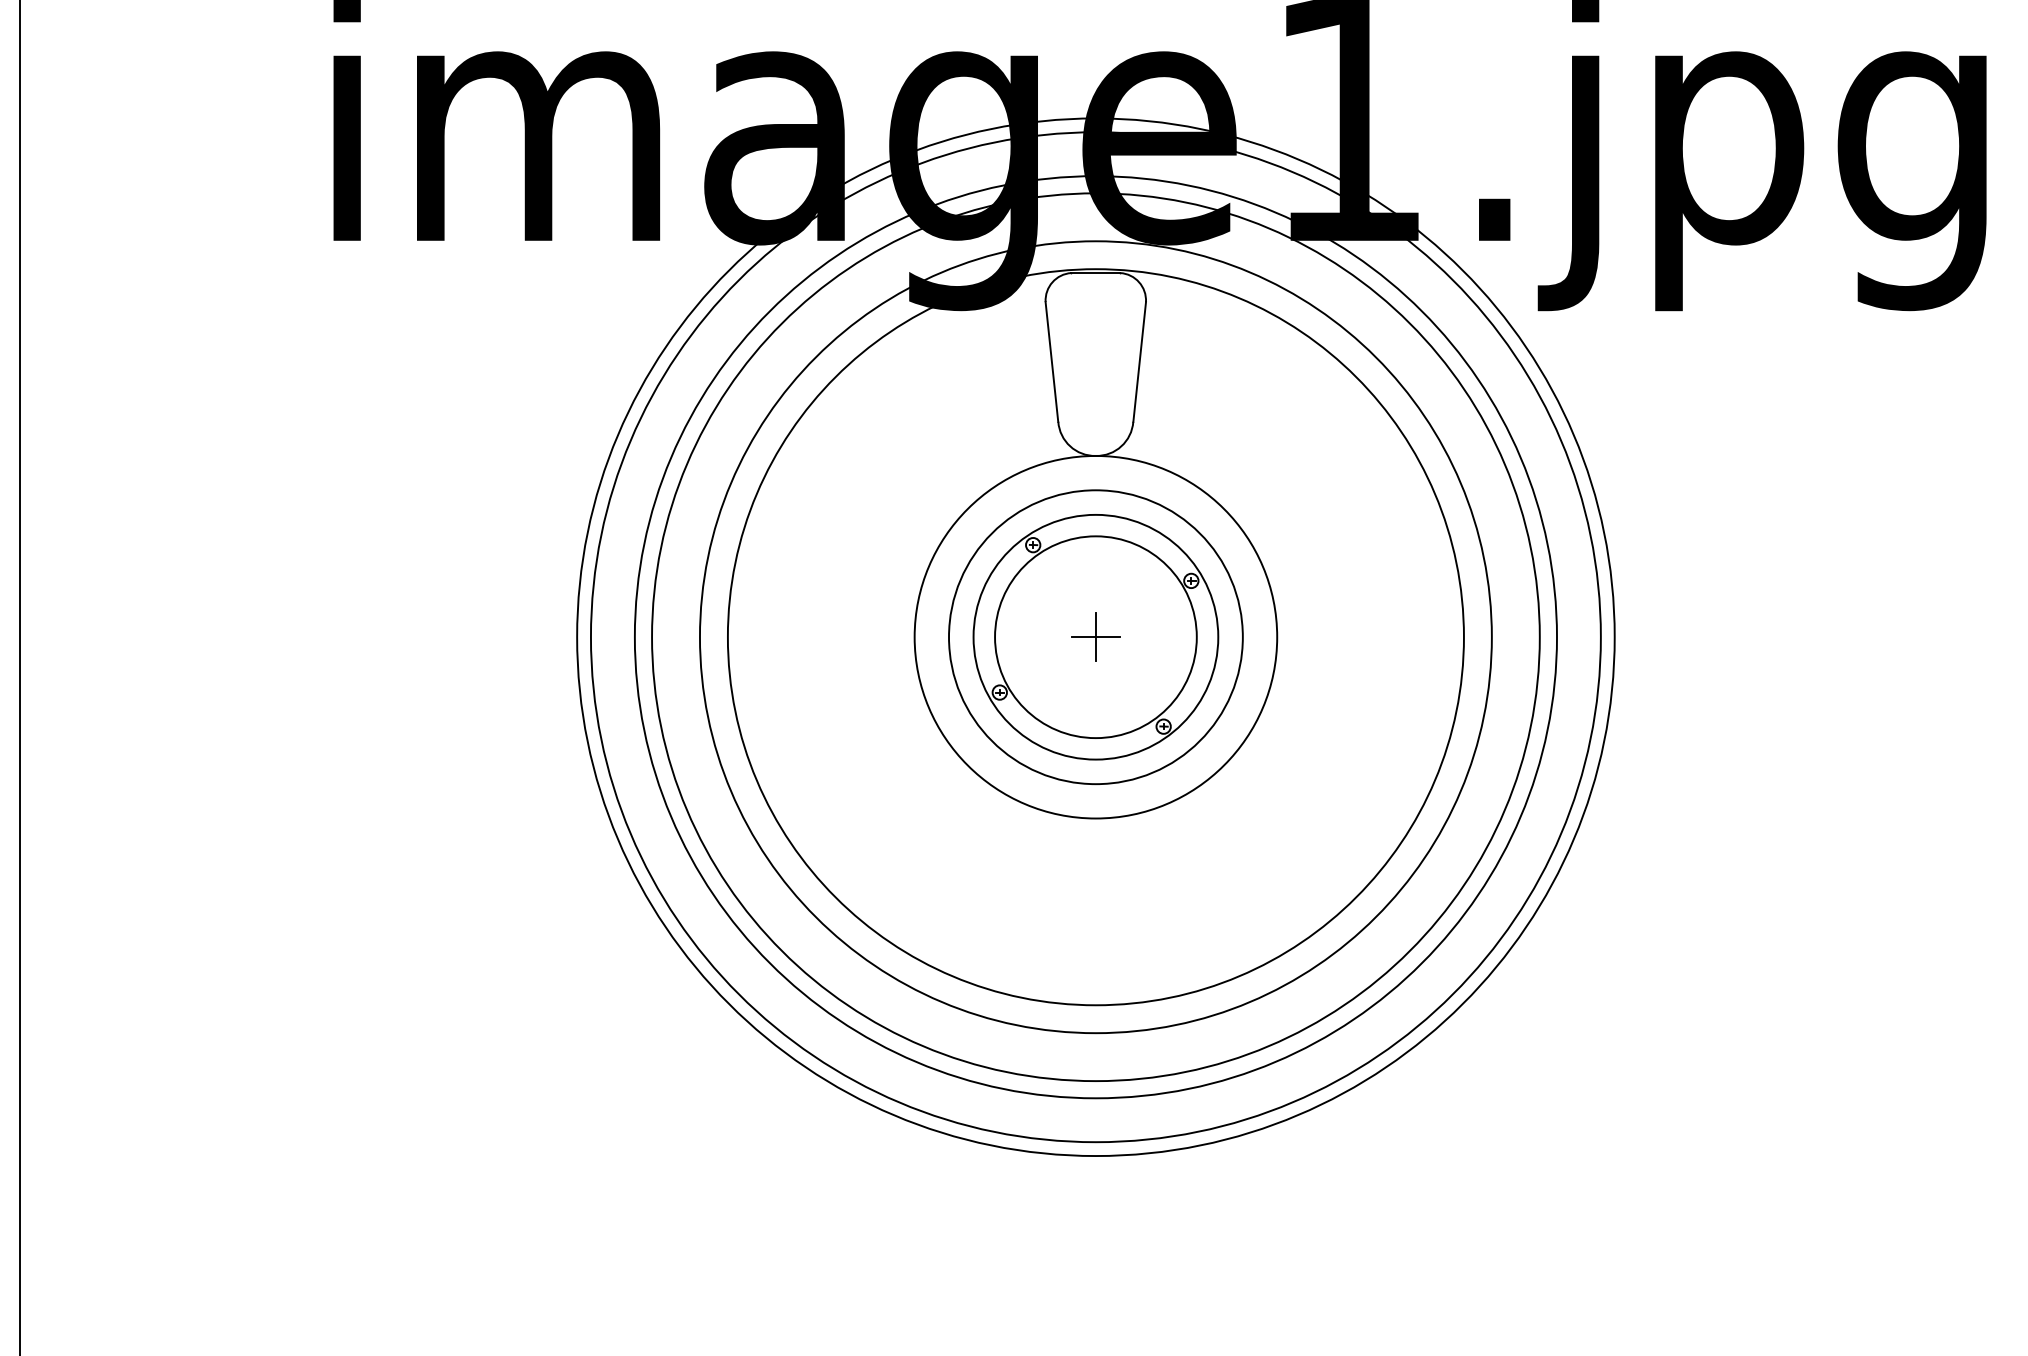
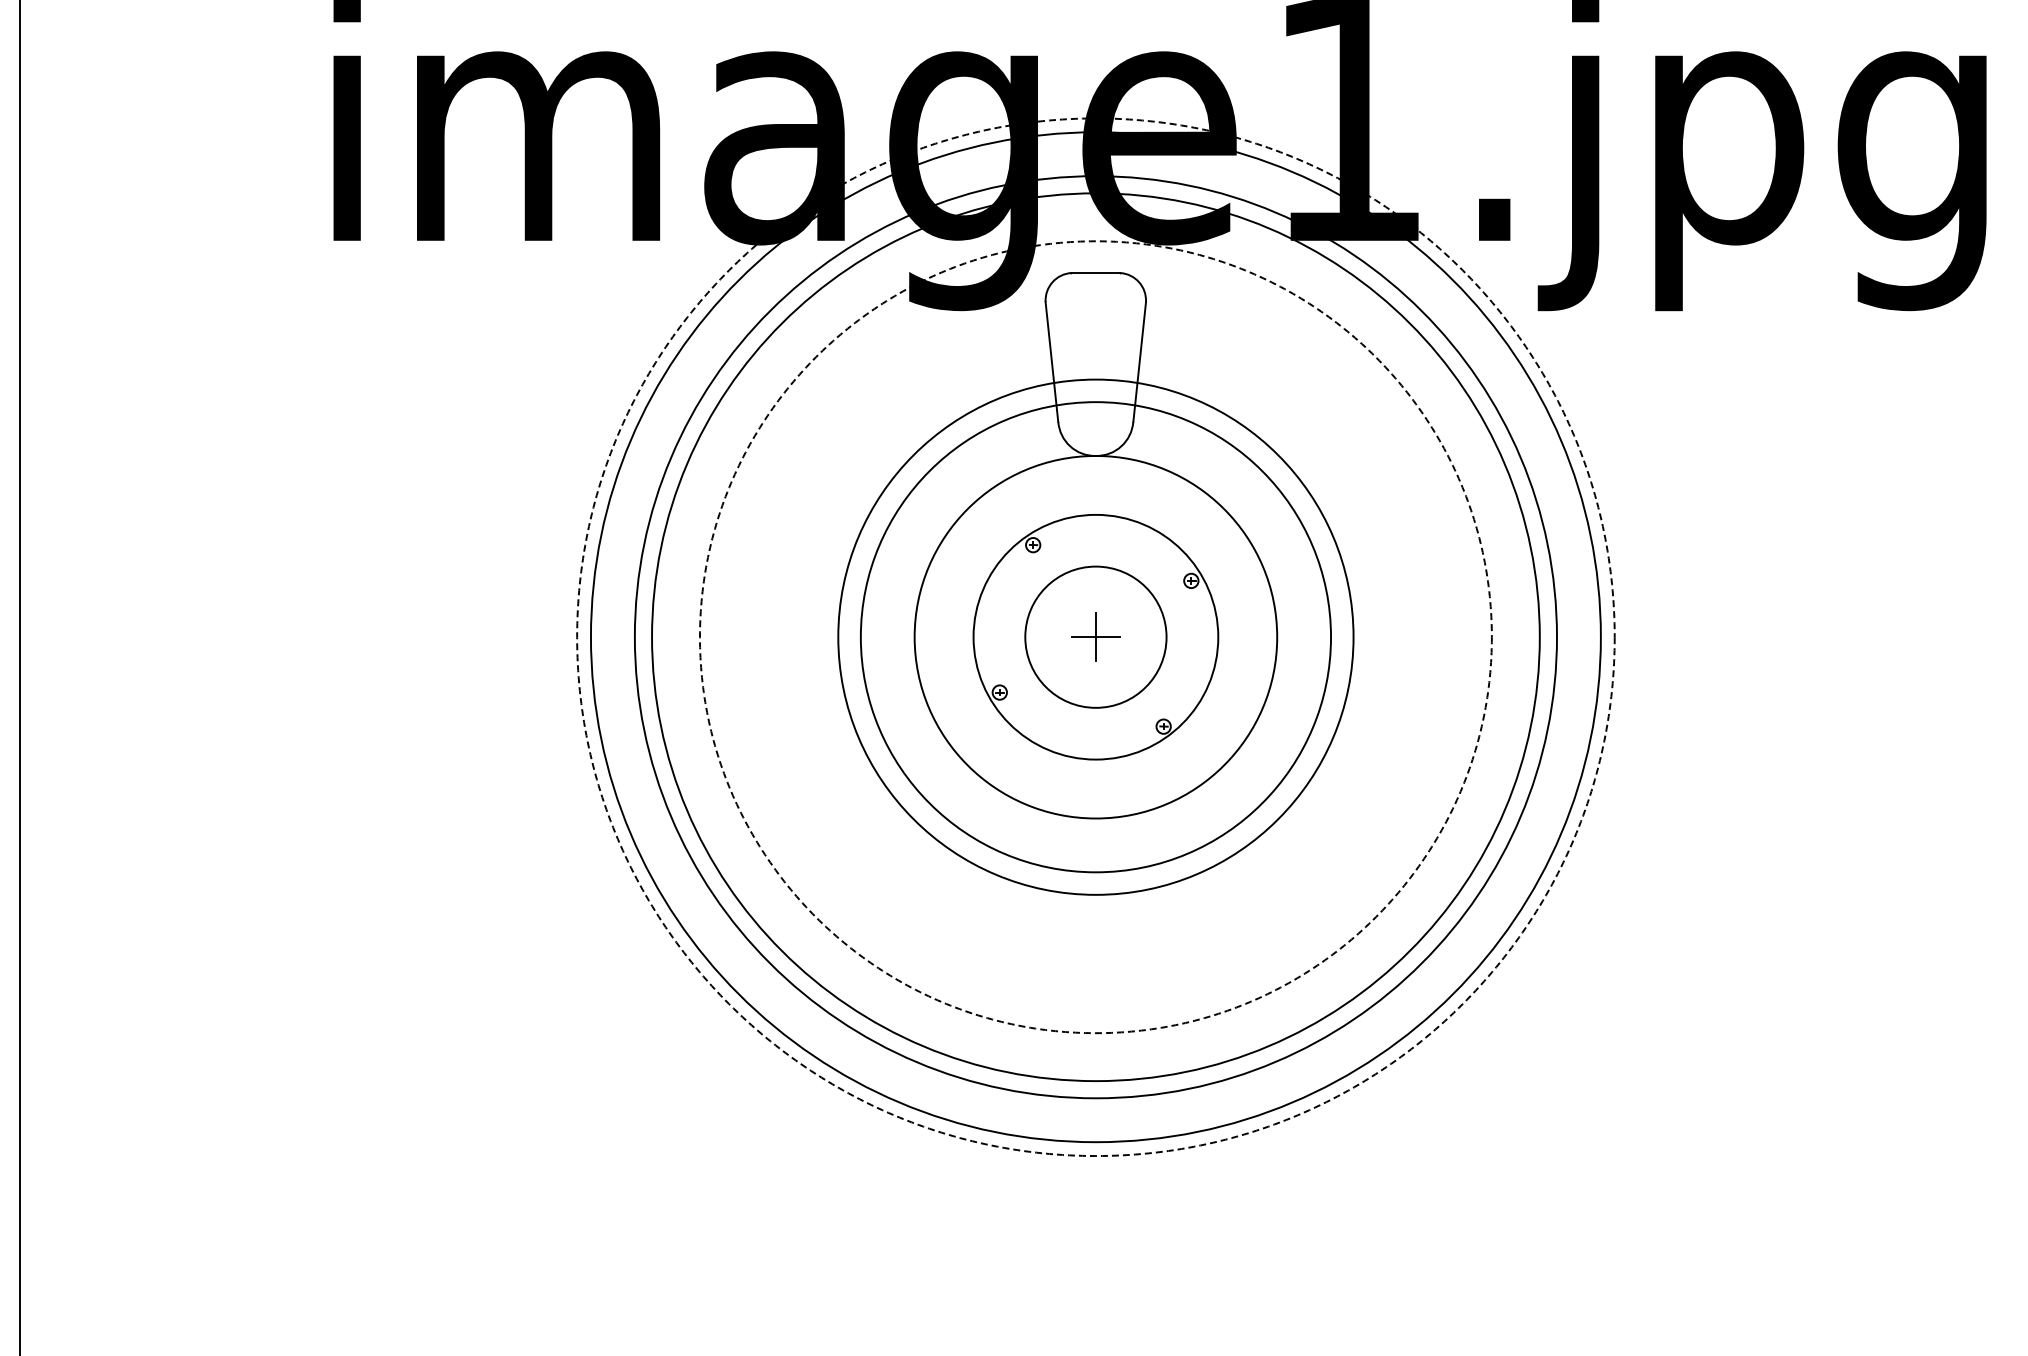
circle diameter: 202 px -> 141 px (1095, 636)
circle diameter: 294 px -> 470 px (1095, 637)
circle diameter: 736 px -> 515 px (1095, 636)
circle: solid -> dashed (1095, 637)
circle: solid -> dashed (1095, 637)
